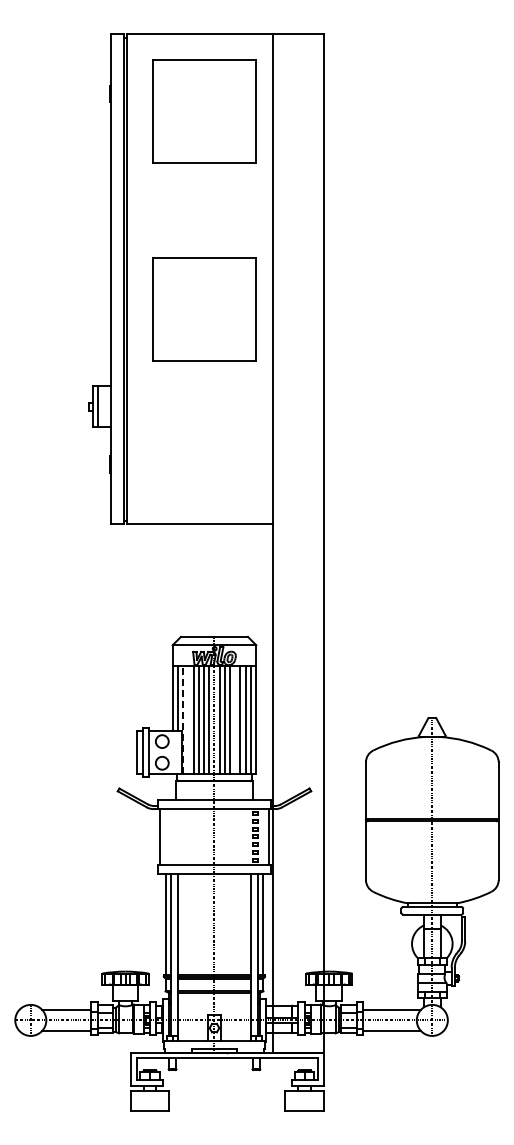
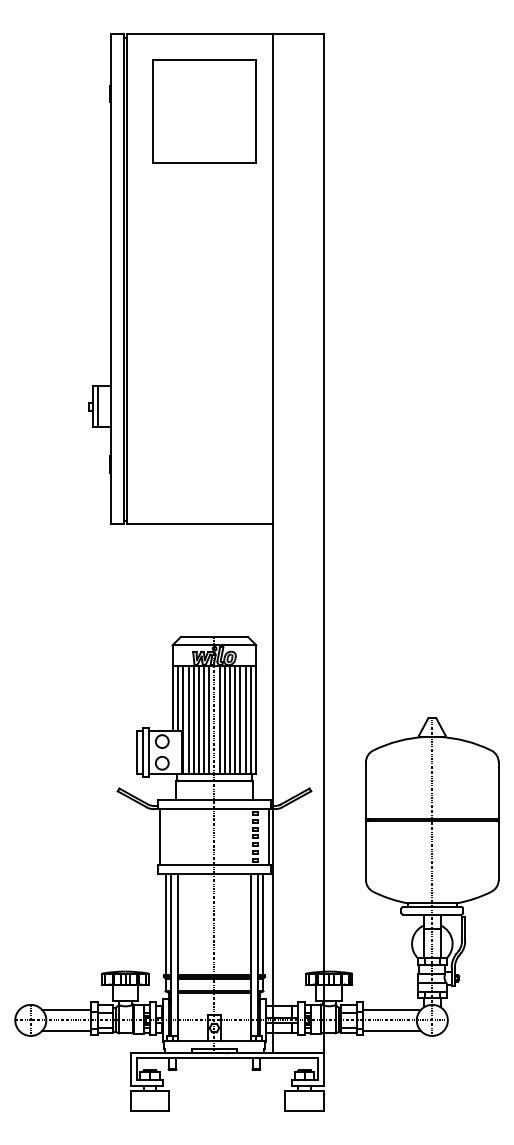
part: present -> none (204, 309)
line: dashed -> solid (183, 719)
line: none -> present (188, 719)
line: none -> present (235, 719)
